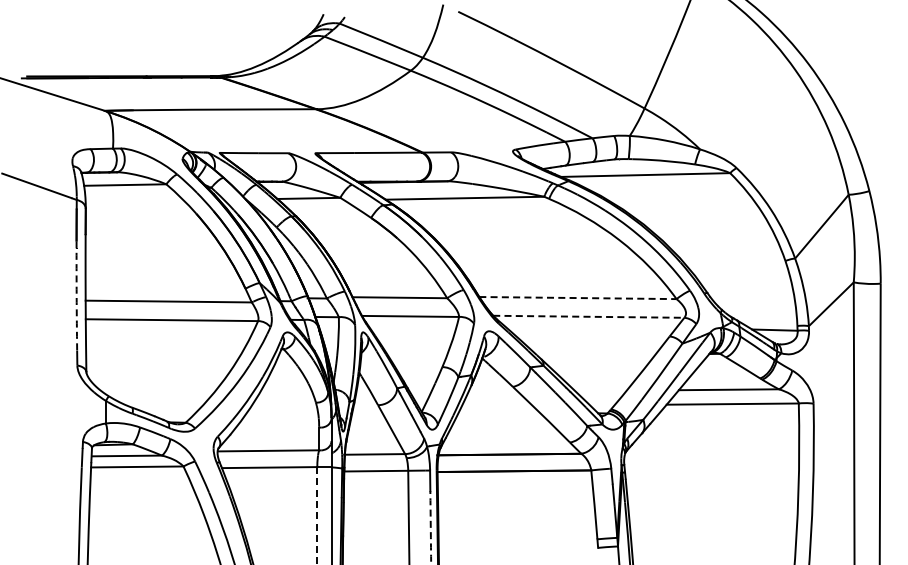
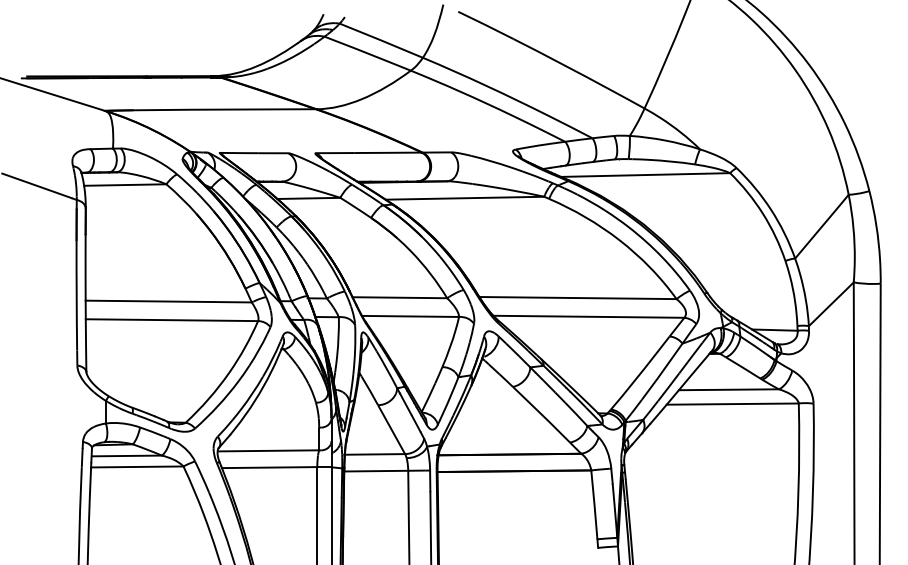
arc: dashed -> solid (76, 295)
line: dashed -> solid (577, 298)
line: dashed -> solid (588, 316)
line: dashed -> solid (317, 516)
arc: dashed -> solid (430, 528)
